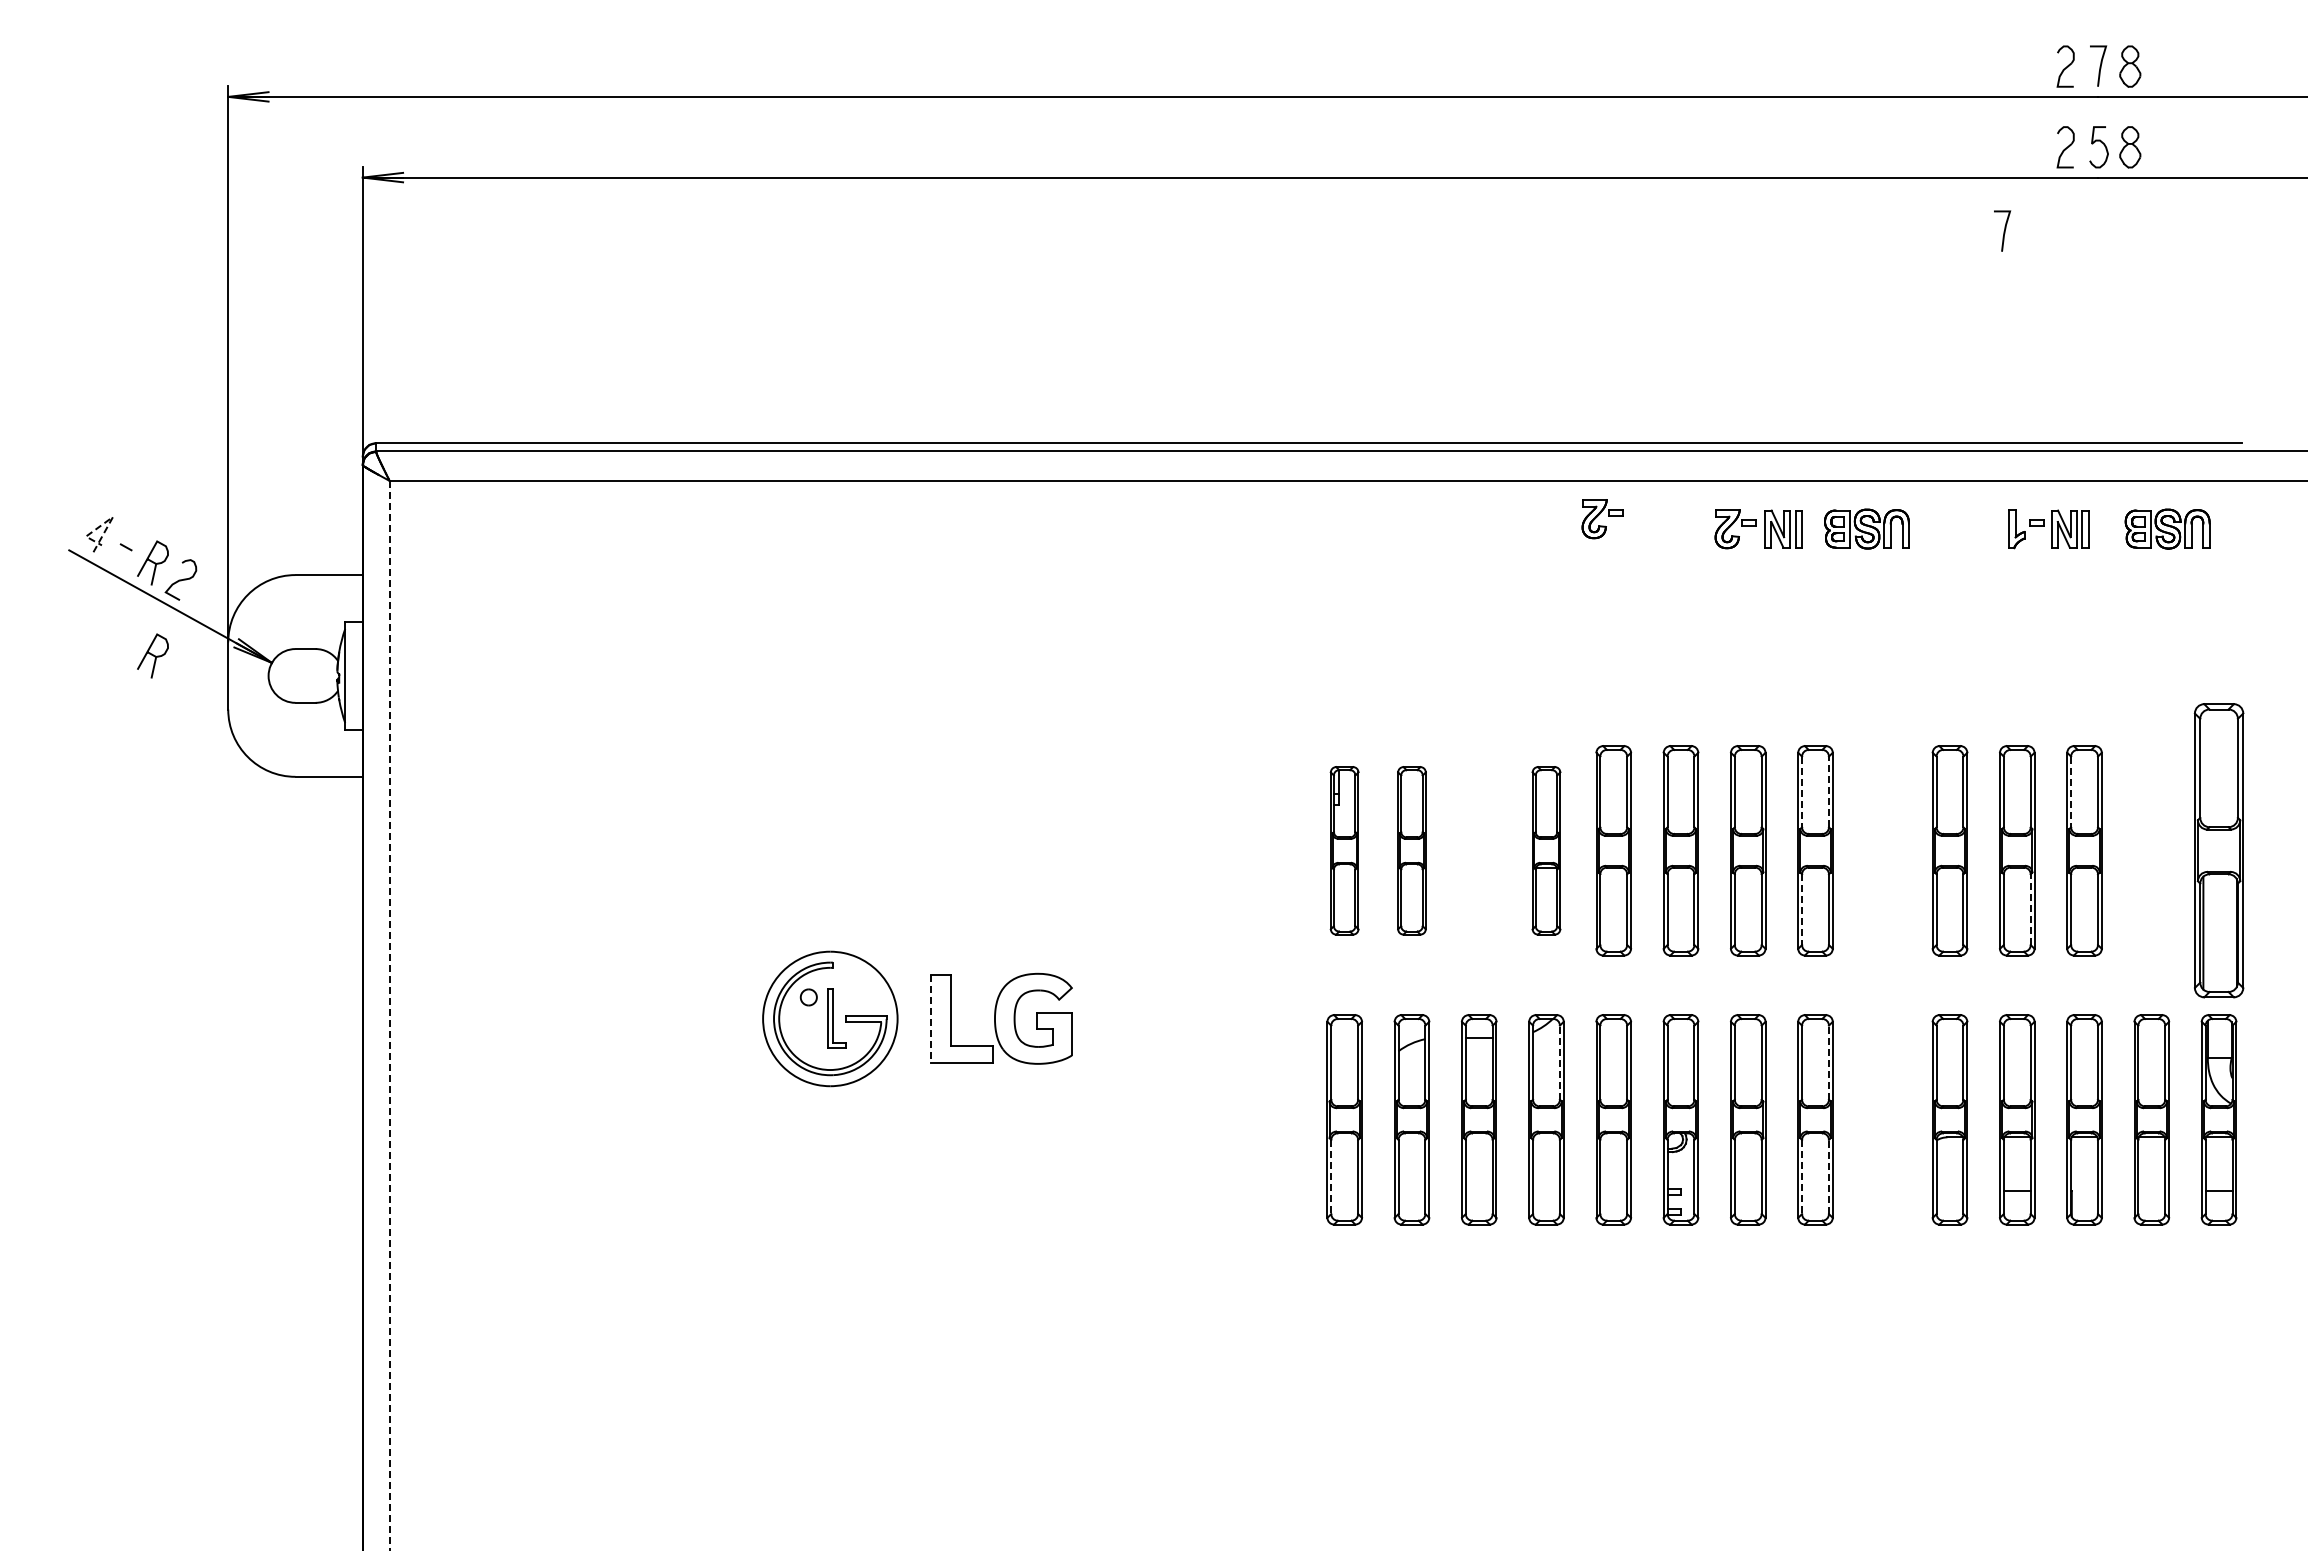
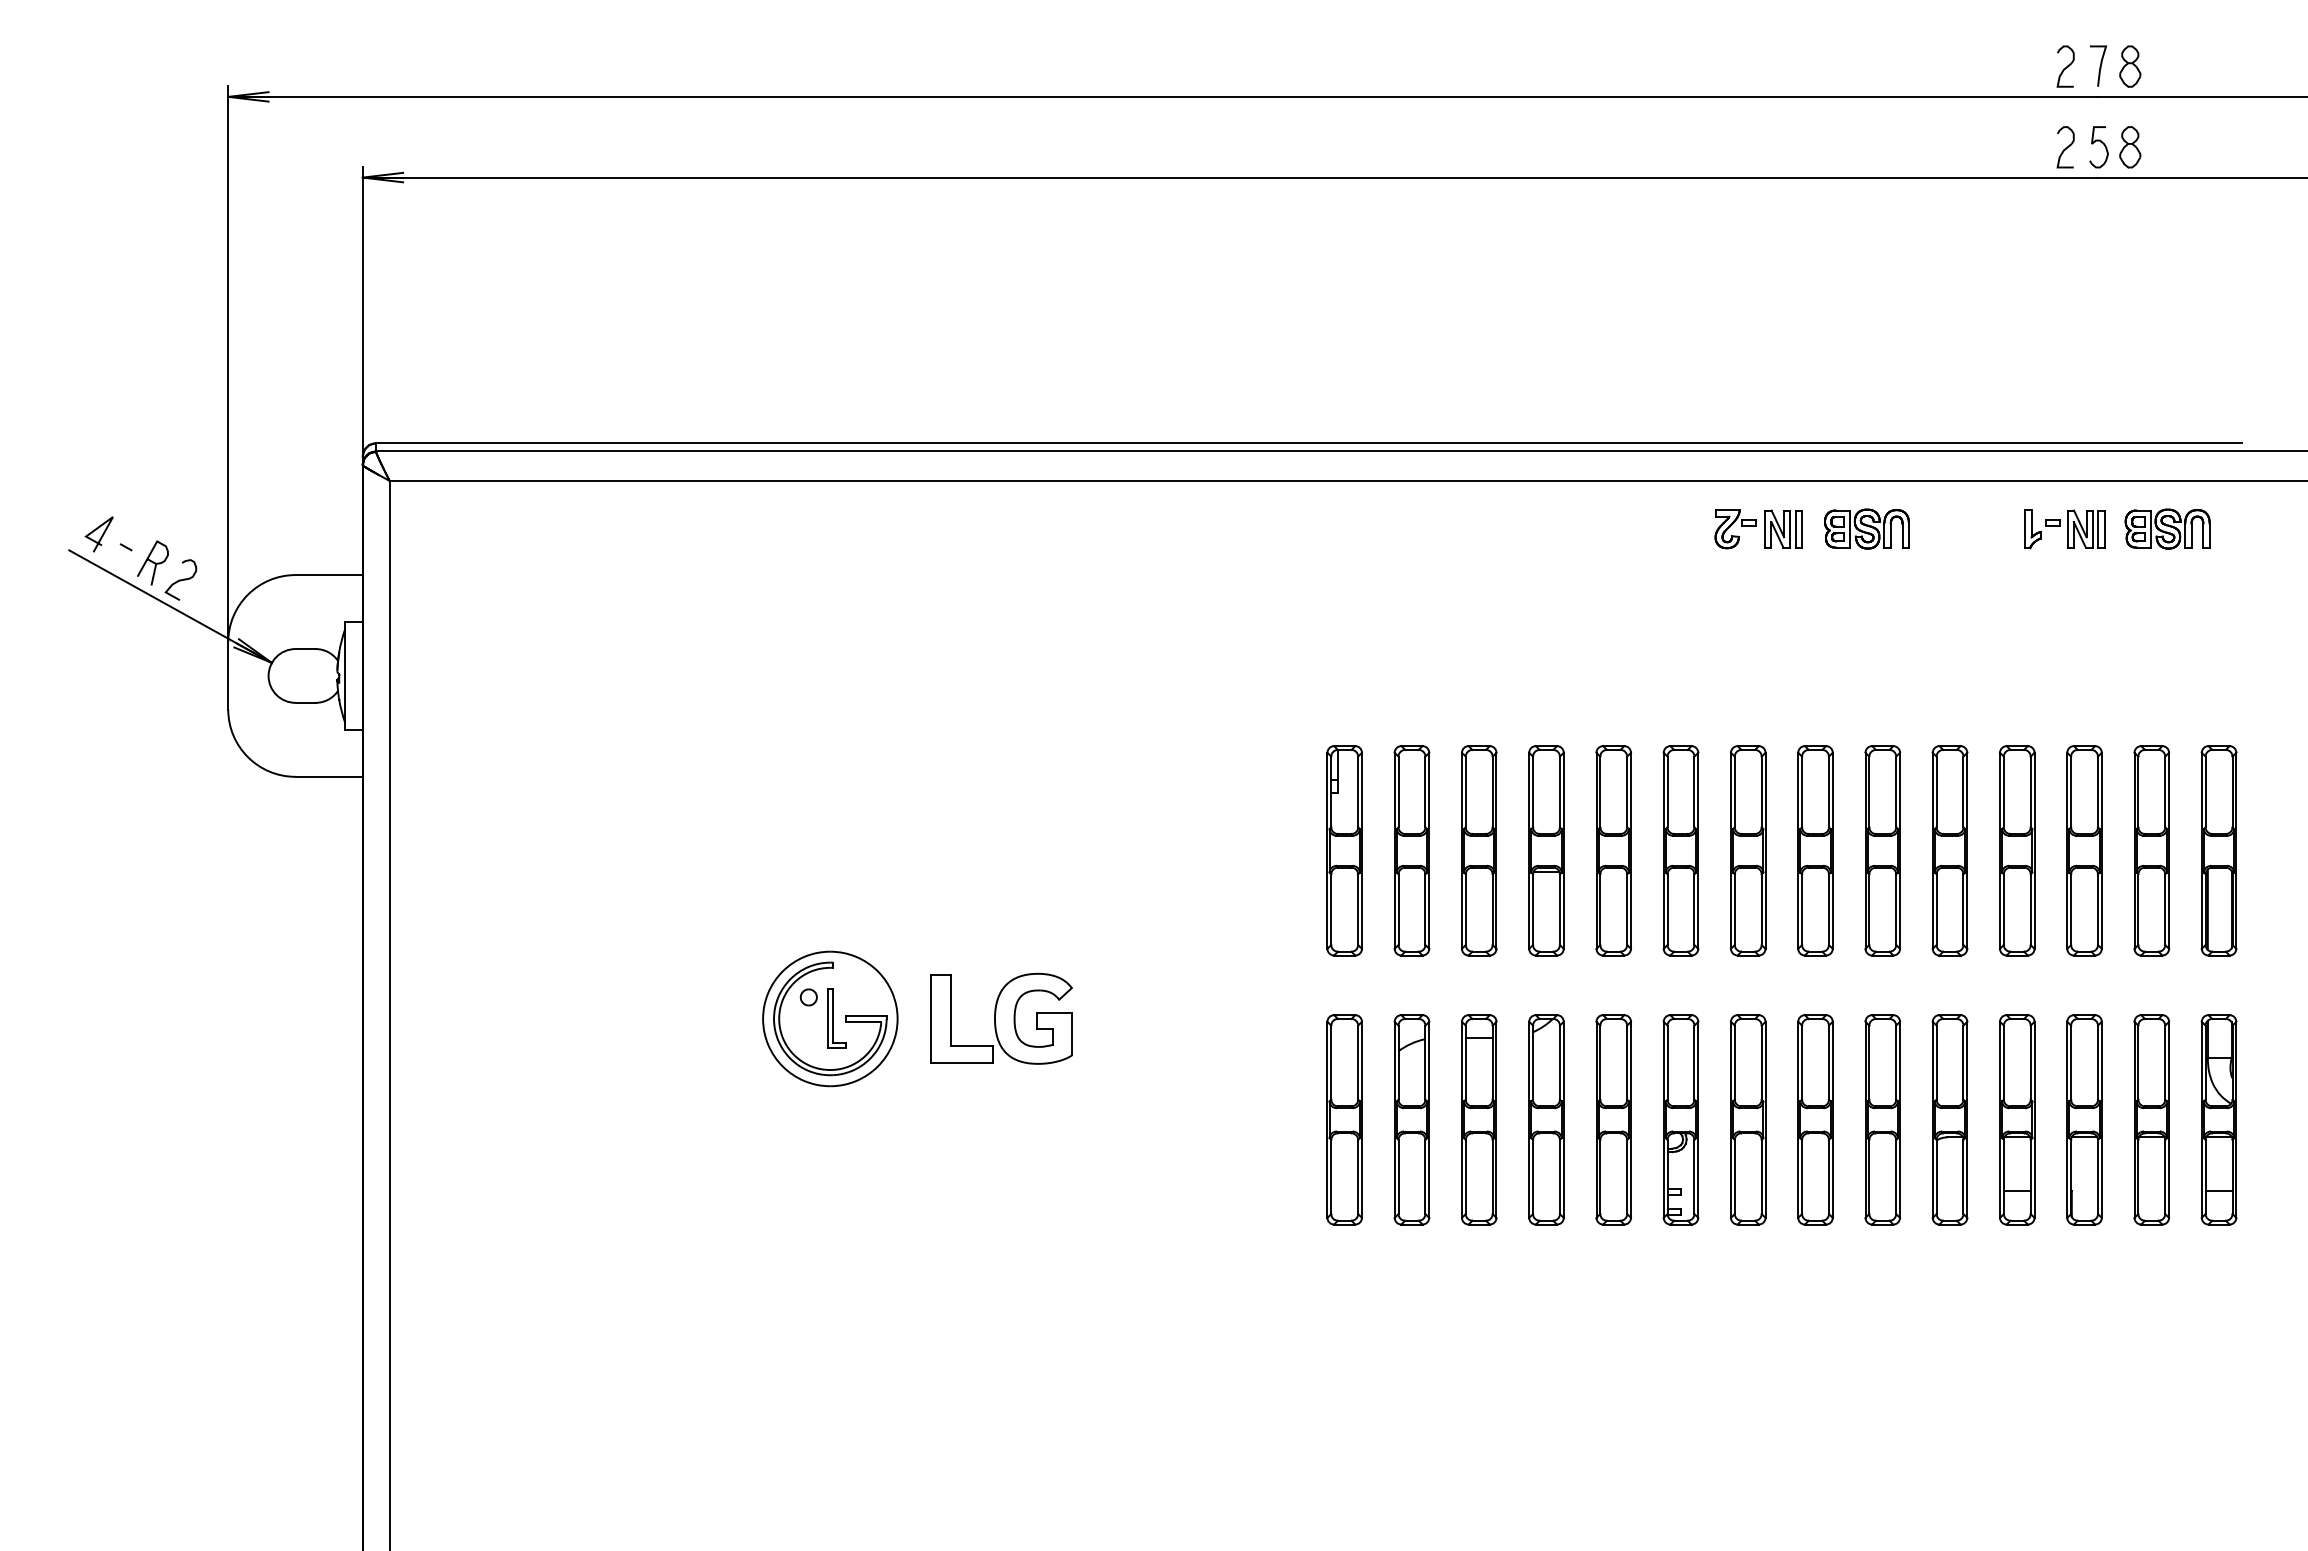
curve: present -> none (2003, 231)
part: present -> none (1602, 519)
line: dashed -> solid (108, 520)
part position: (2048, 529) -> (2064, 529) (2064, 529)
part: present -> none (152, 655)
line: dashed -> solid (1828, 791)
line: dashed -> solid (1802, 792)
line: dashed -> solid (2071, 792)
part size: 31x170 px -> 37x212 px (1344, 850)
part size: 30x170 px -> 38x212 px (1411, 850)
part: none -> present (1479, 850)
part size: 31x170 px -> 37x212 px (1546, 850)
part: none -> present (1882, 850)
part: none -> present (2151, 850)
part size: 52x296 px -> 38x212 px (2218, 850)
line: dashed -> solid (2030, 909)
line: dashed -> solid (1802, 910)
line: dashed -> solid (389, 1015)
line: dashed -> solid (930, 1018)
line: dashed -> solid (1559, 1062)
line: dashed -> solid (1828, 1062)
part: none -> present (1882, 1119)
line: dashed -> solid (1828, 1176)
line: dashed -> solid (1331, 1177)
line: dashed -> solid (1802, 1177)
